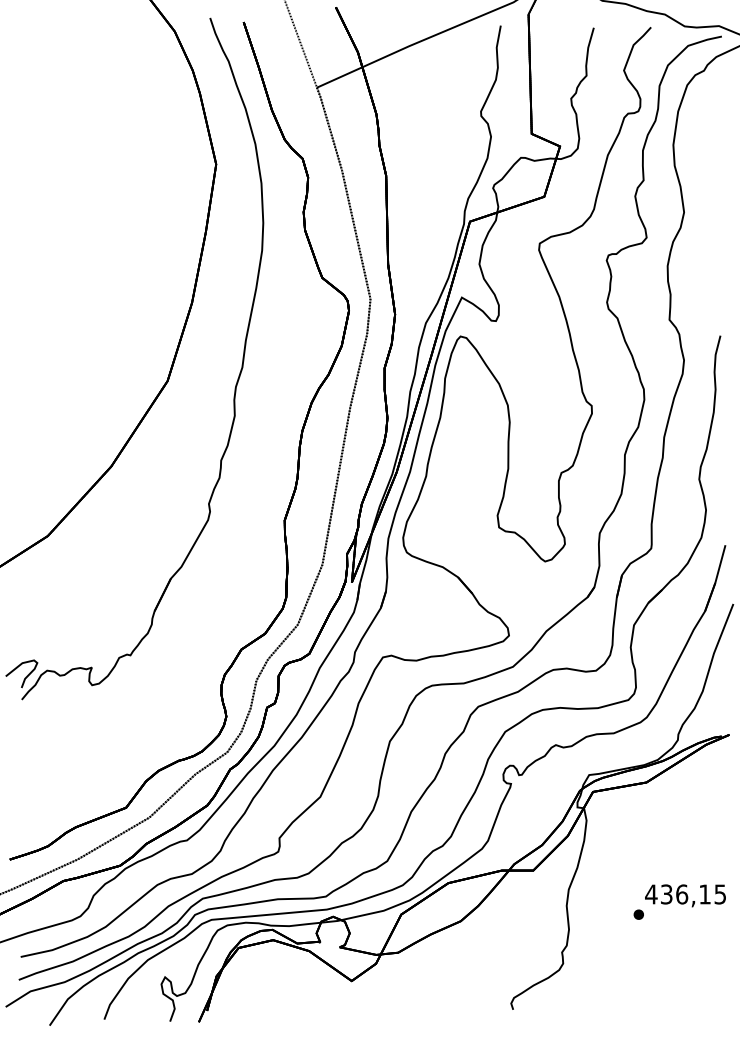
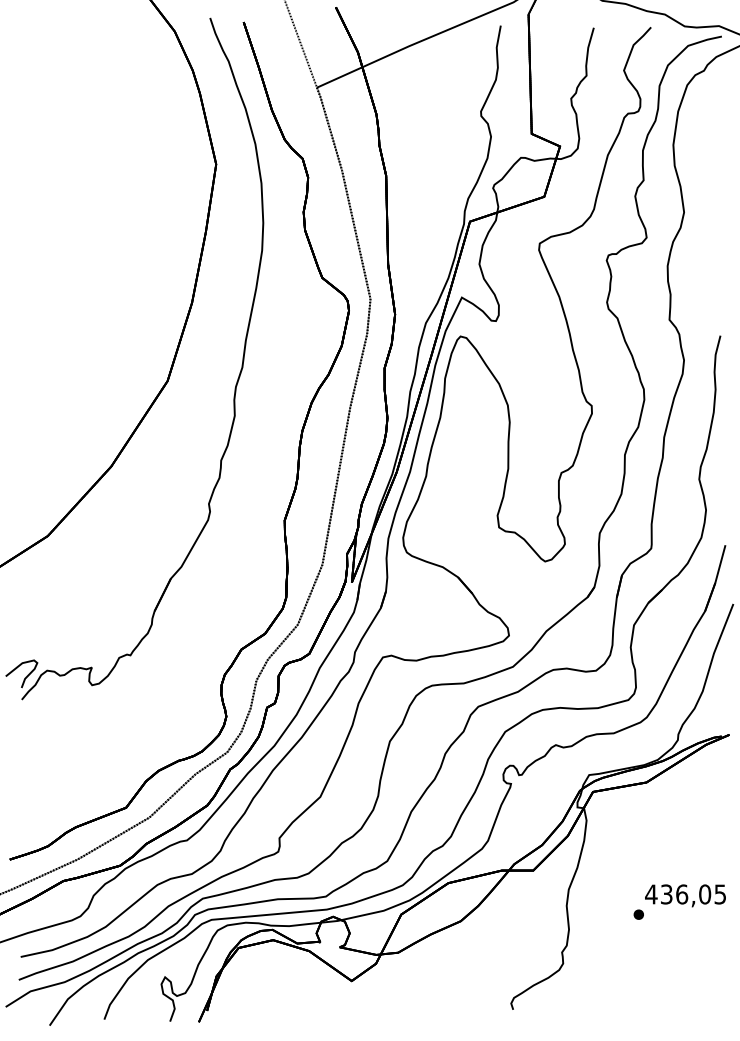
text: 436,15 -> 436,05 (705, 894)
